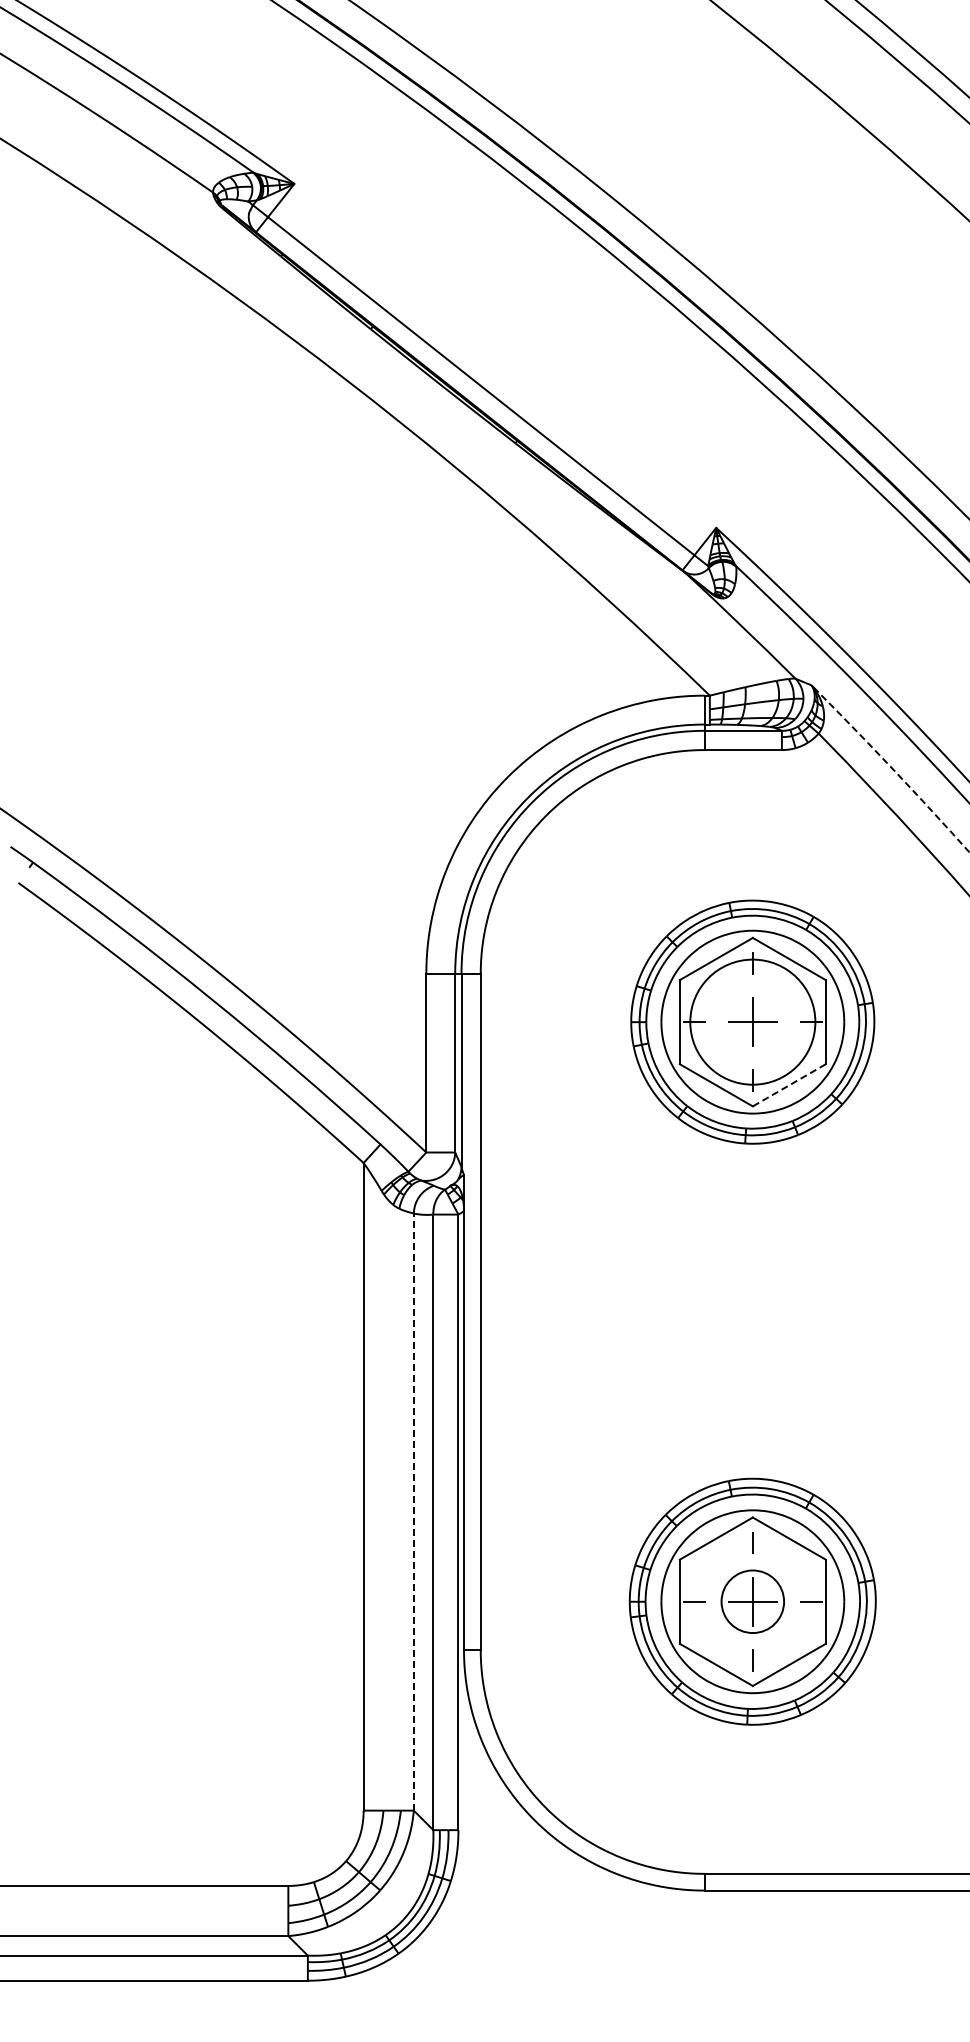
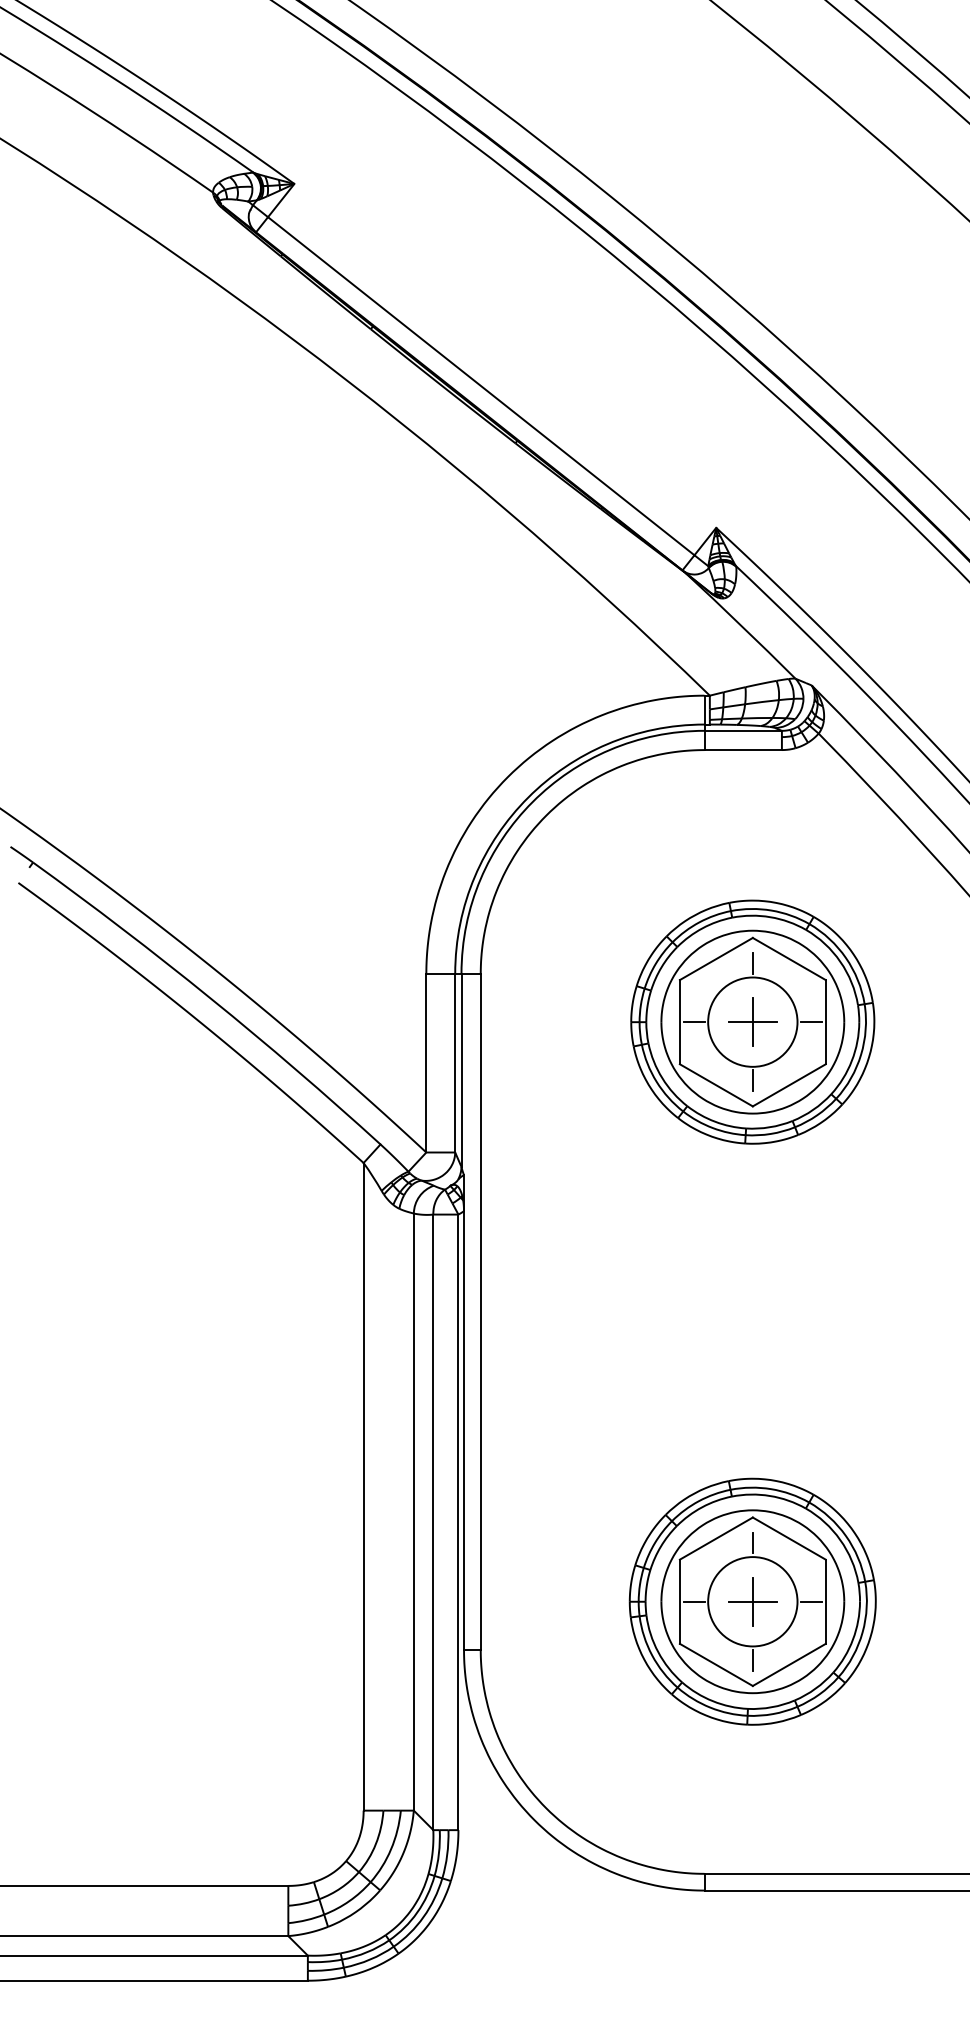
arc: dashed -> solid (891, 767)
circle diameter: 125 px -> 89 px (752, 1021)
line: dashed -> solid (788, 1085)
line: dashed -> solid (413, 1512)
circle diameter: 63 px -> 89 px (752, 1601)
